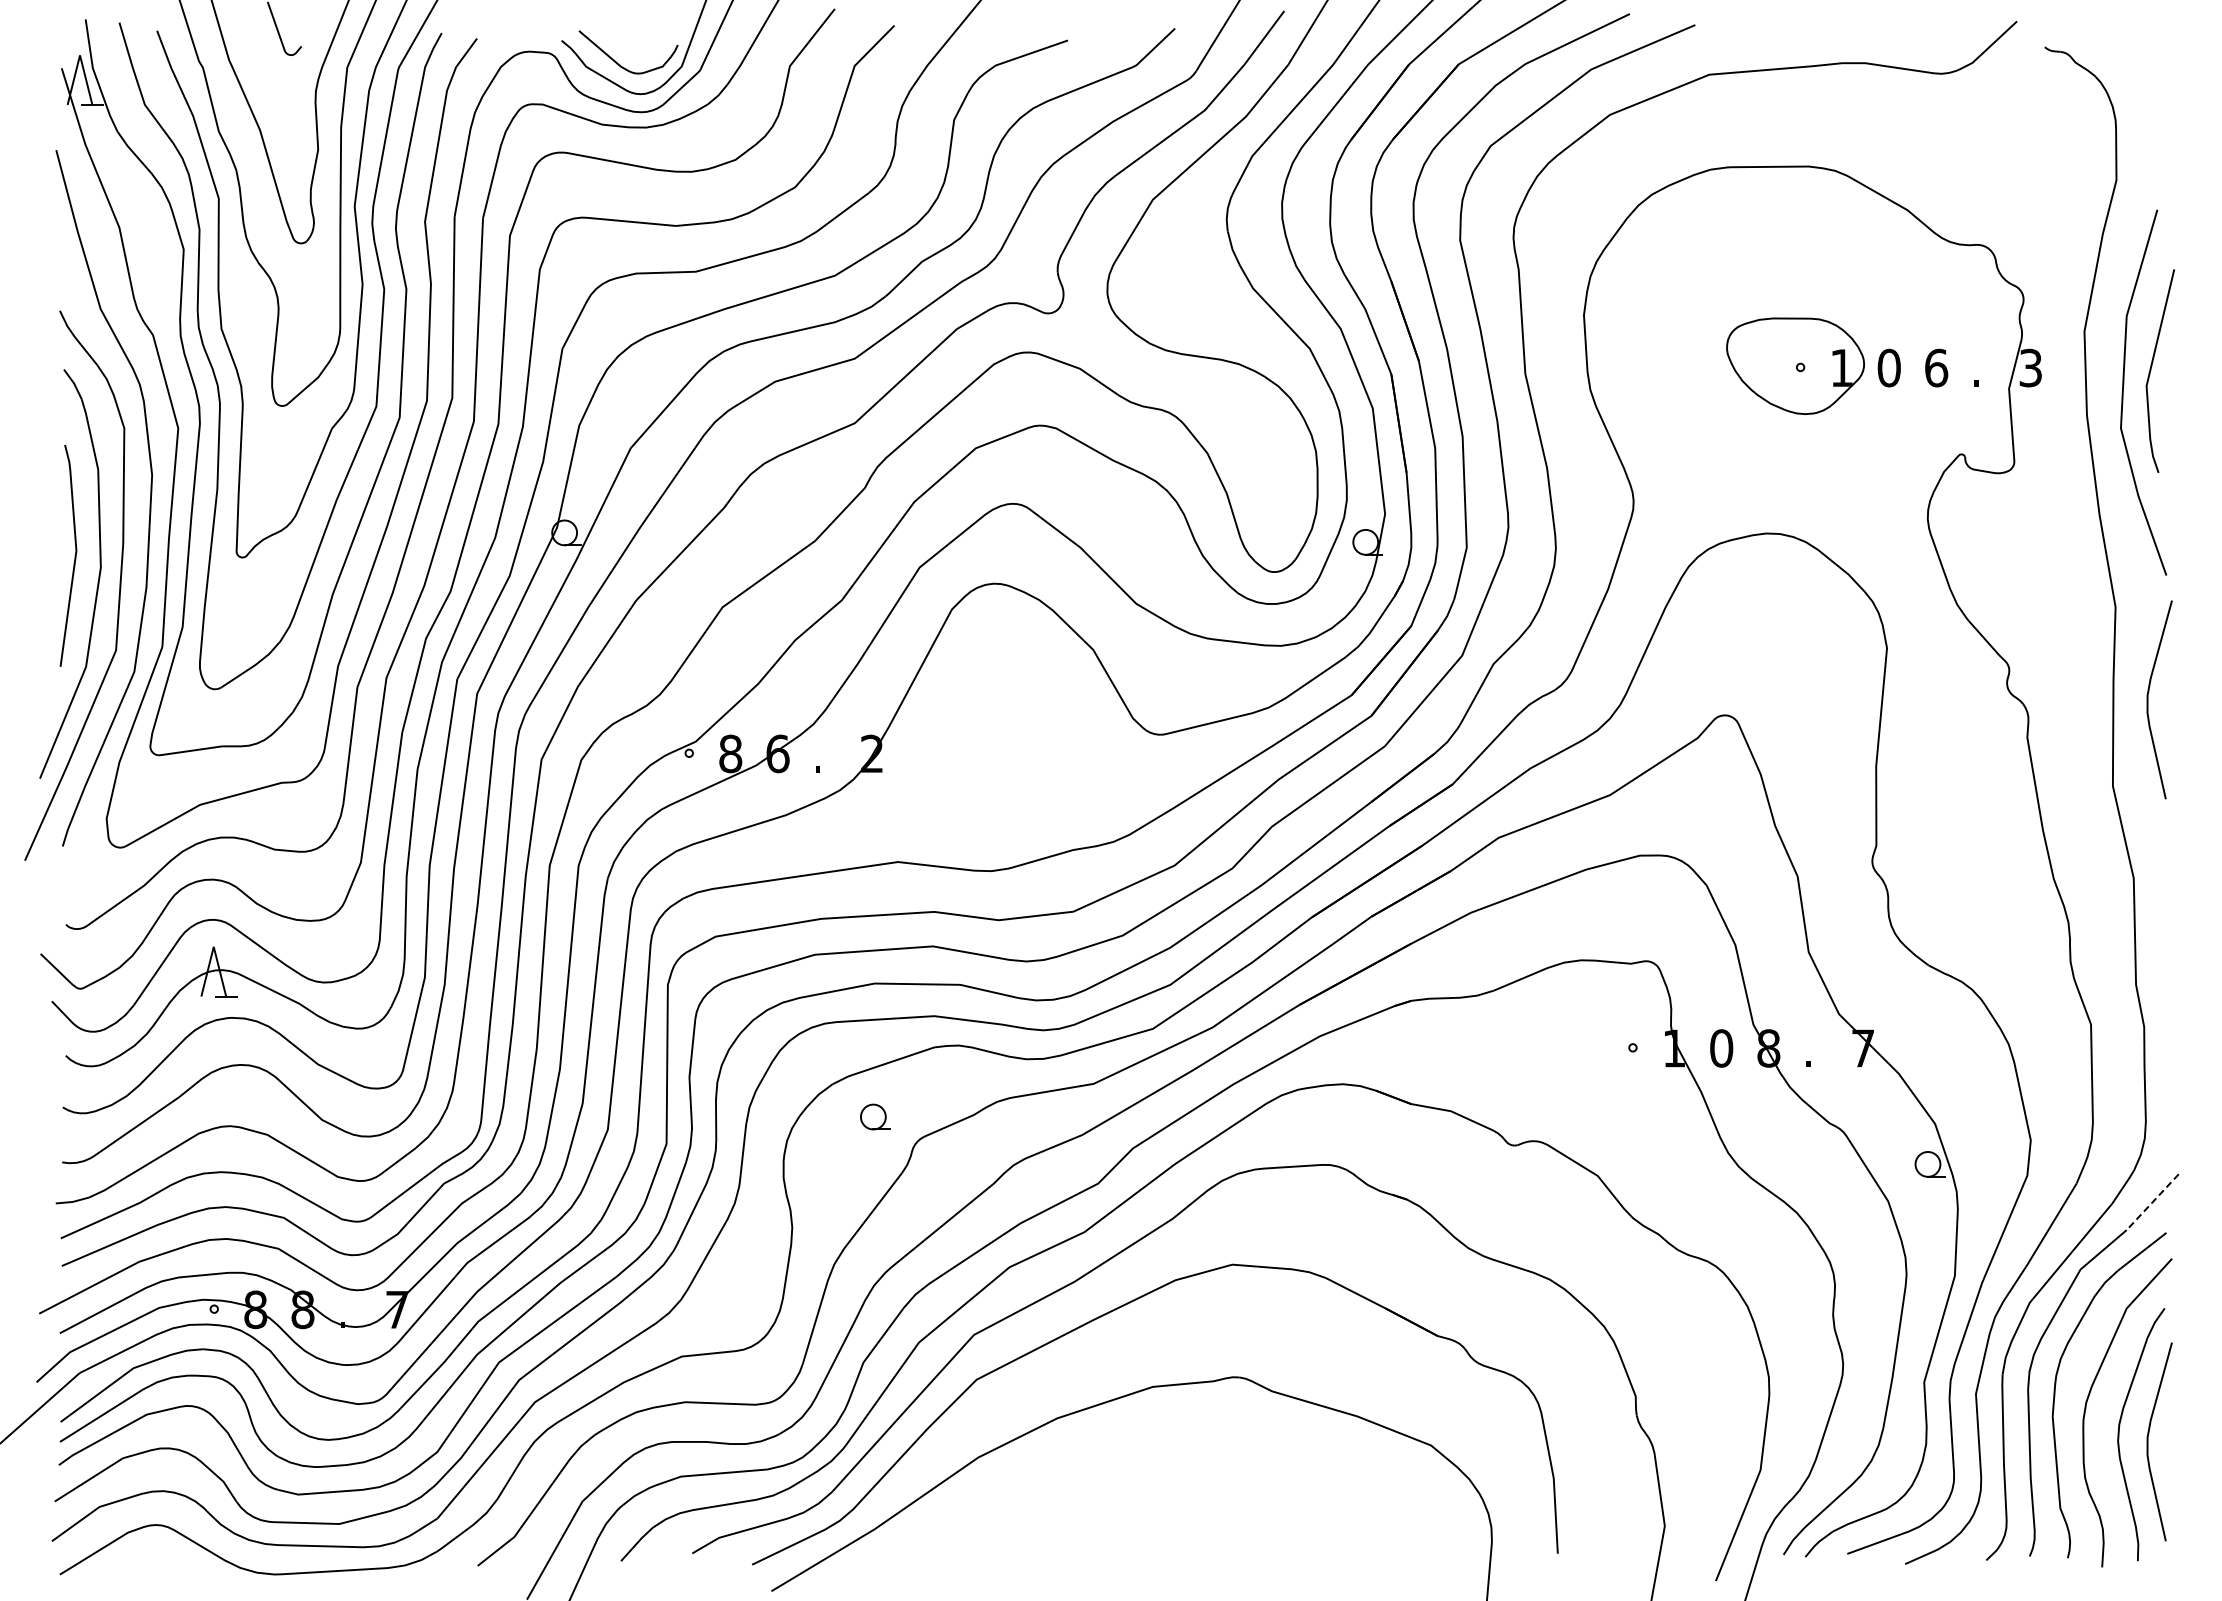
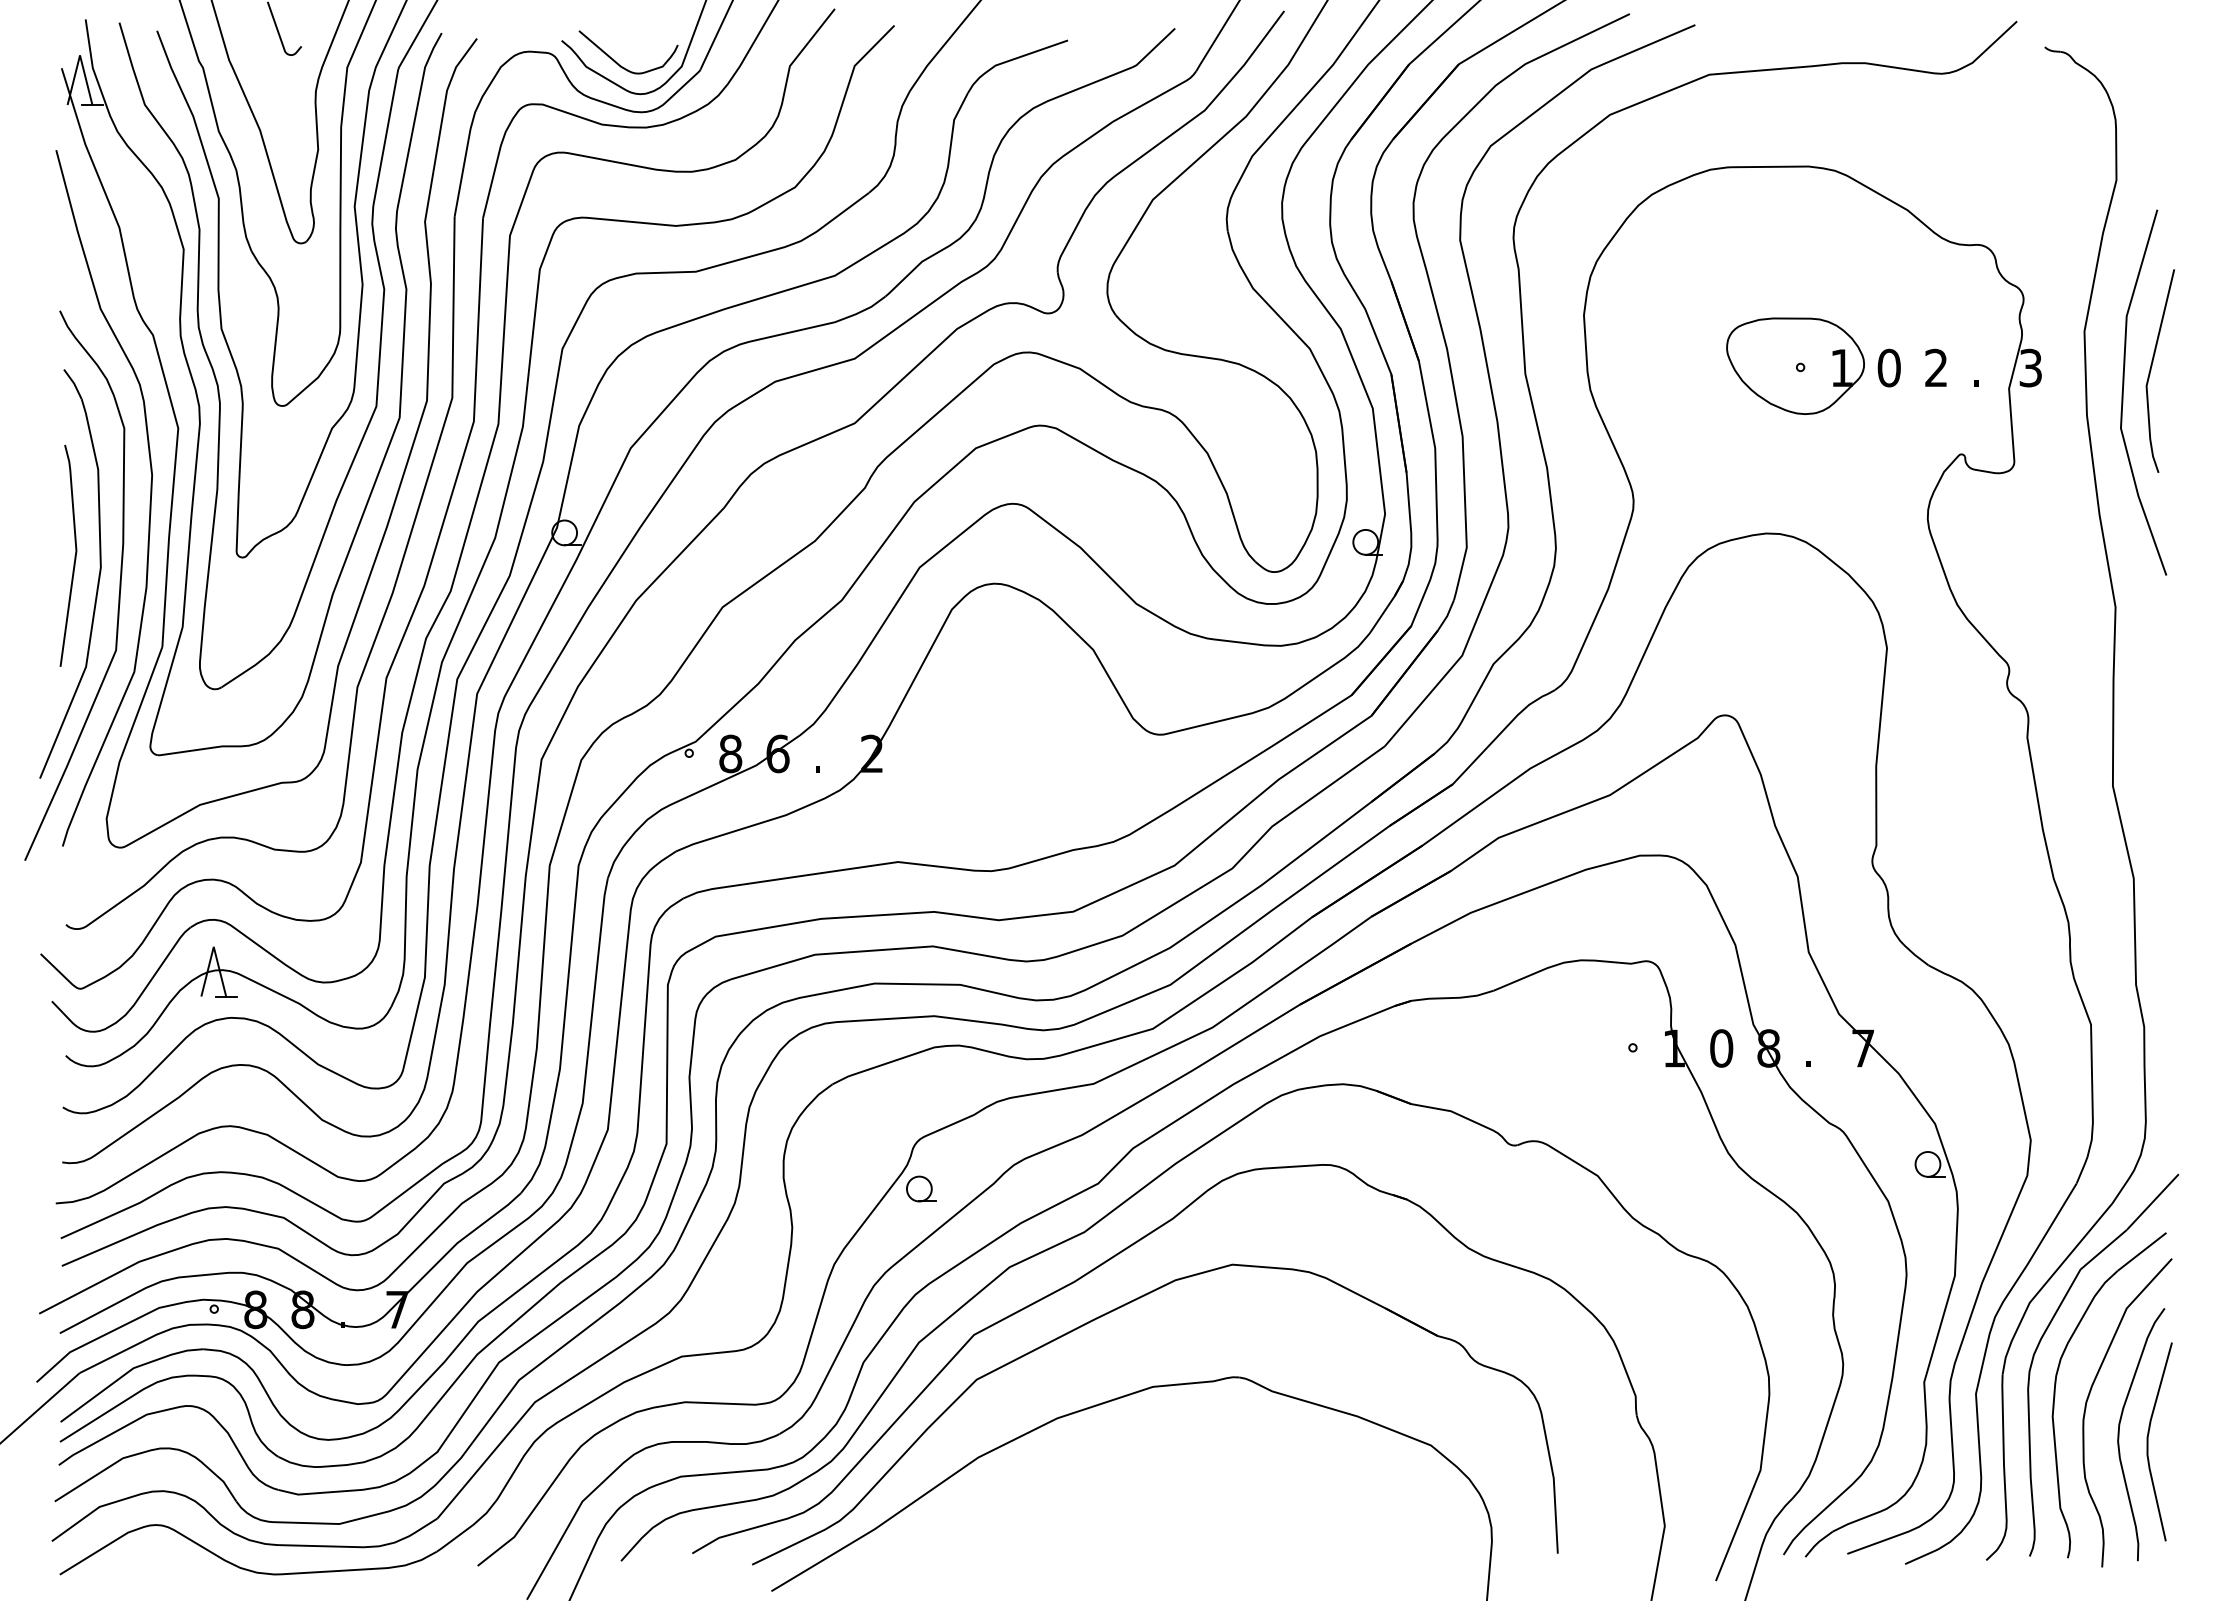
text: 6 -> 2 (1936, 367)
curve: present -> none (2148, 699)
part position: (875, 1116) -> (921, 1188) (921, 1188)
line: dashed -> solid (2152, 1202)
